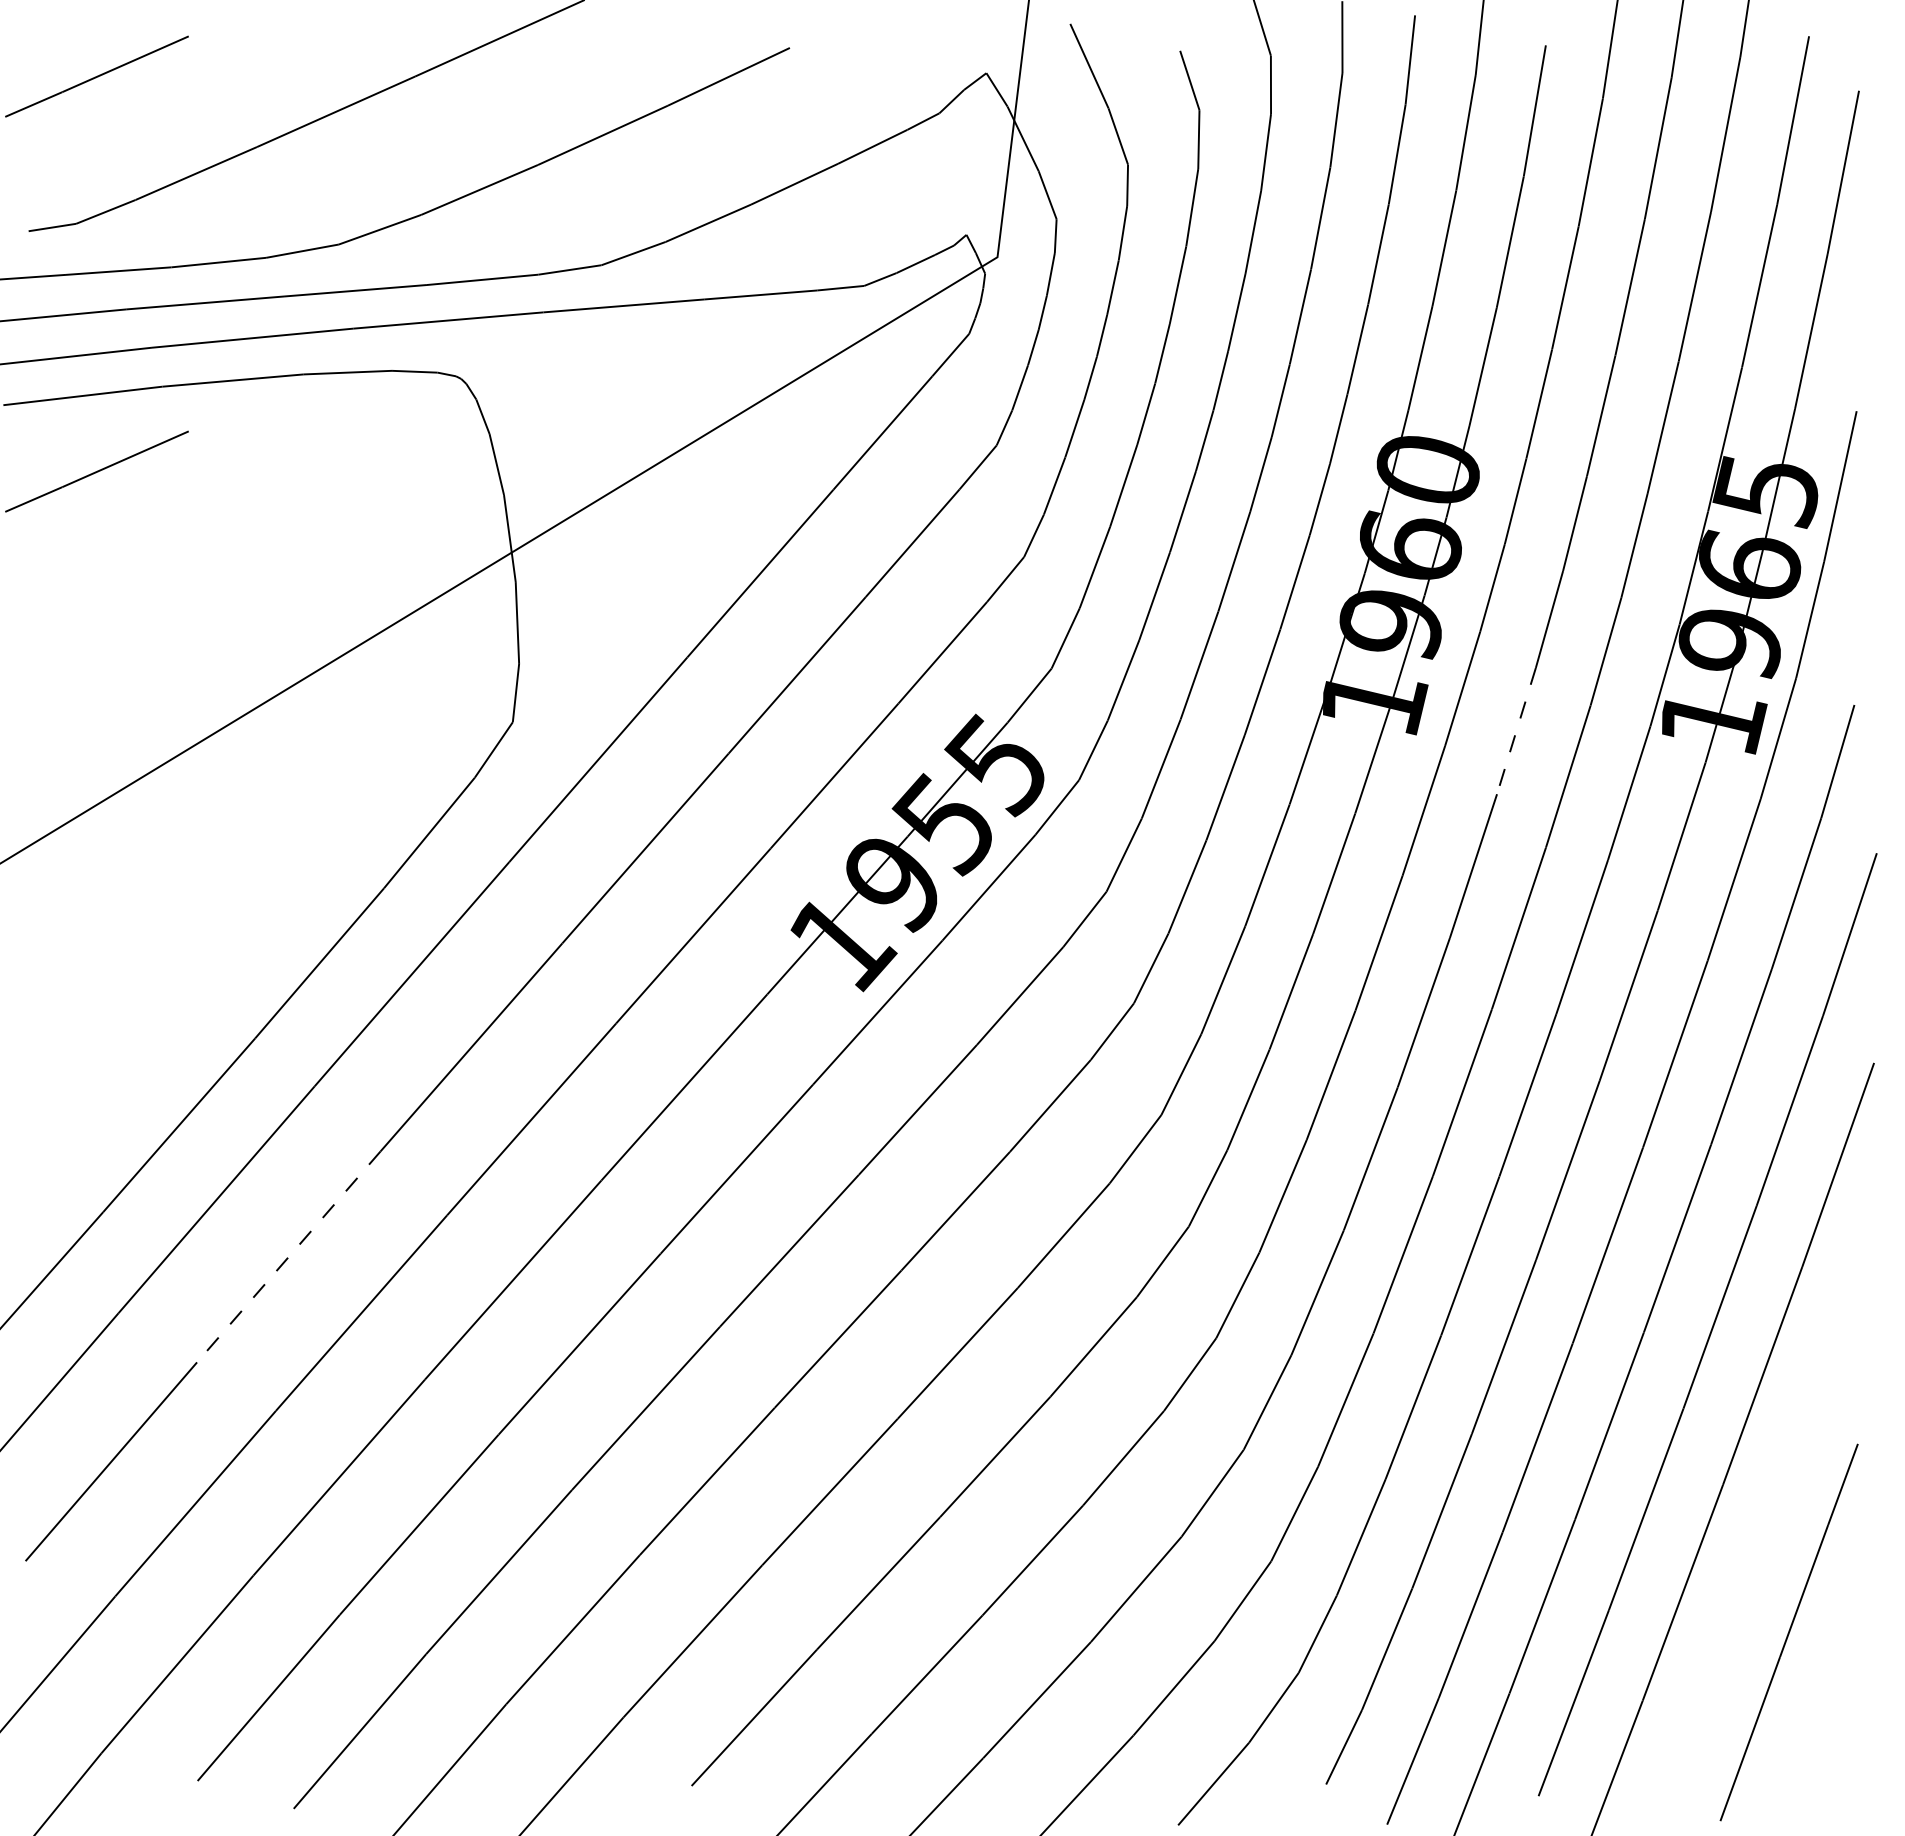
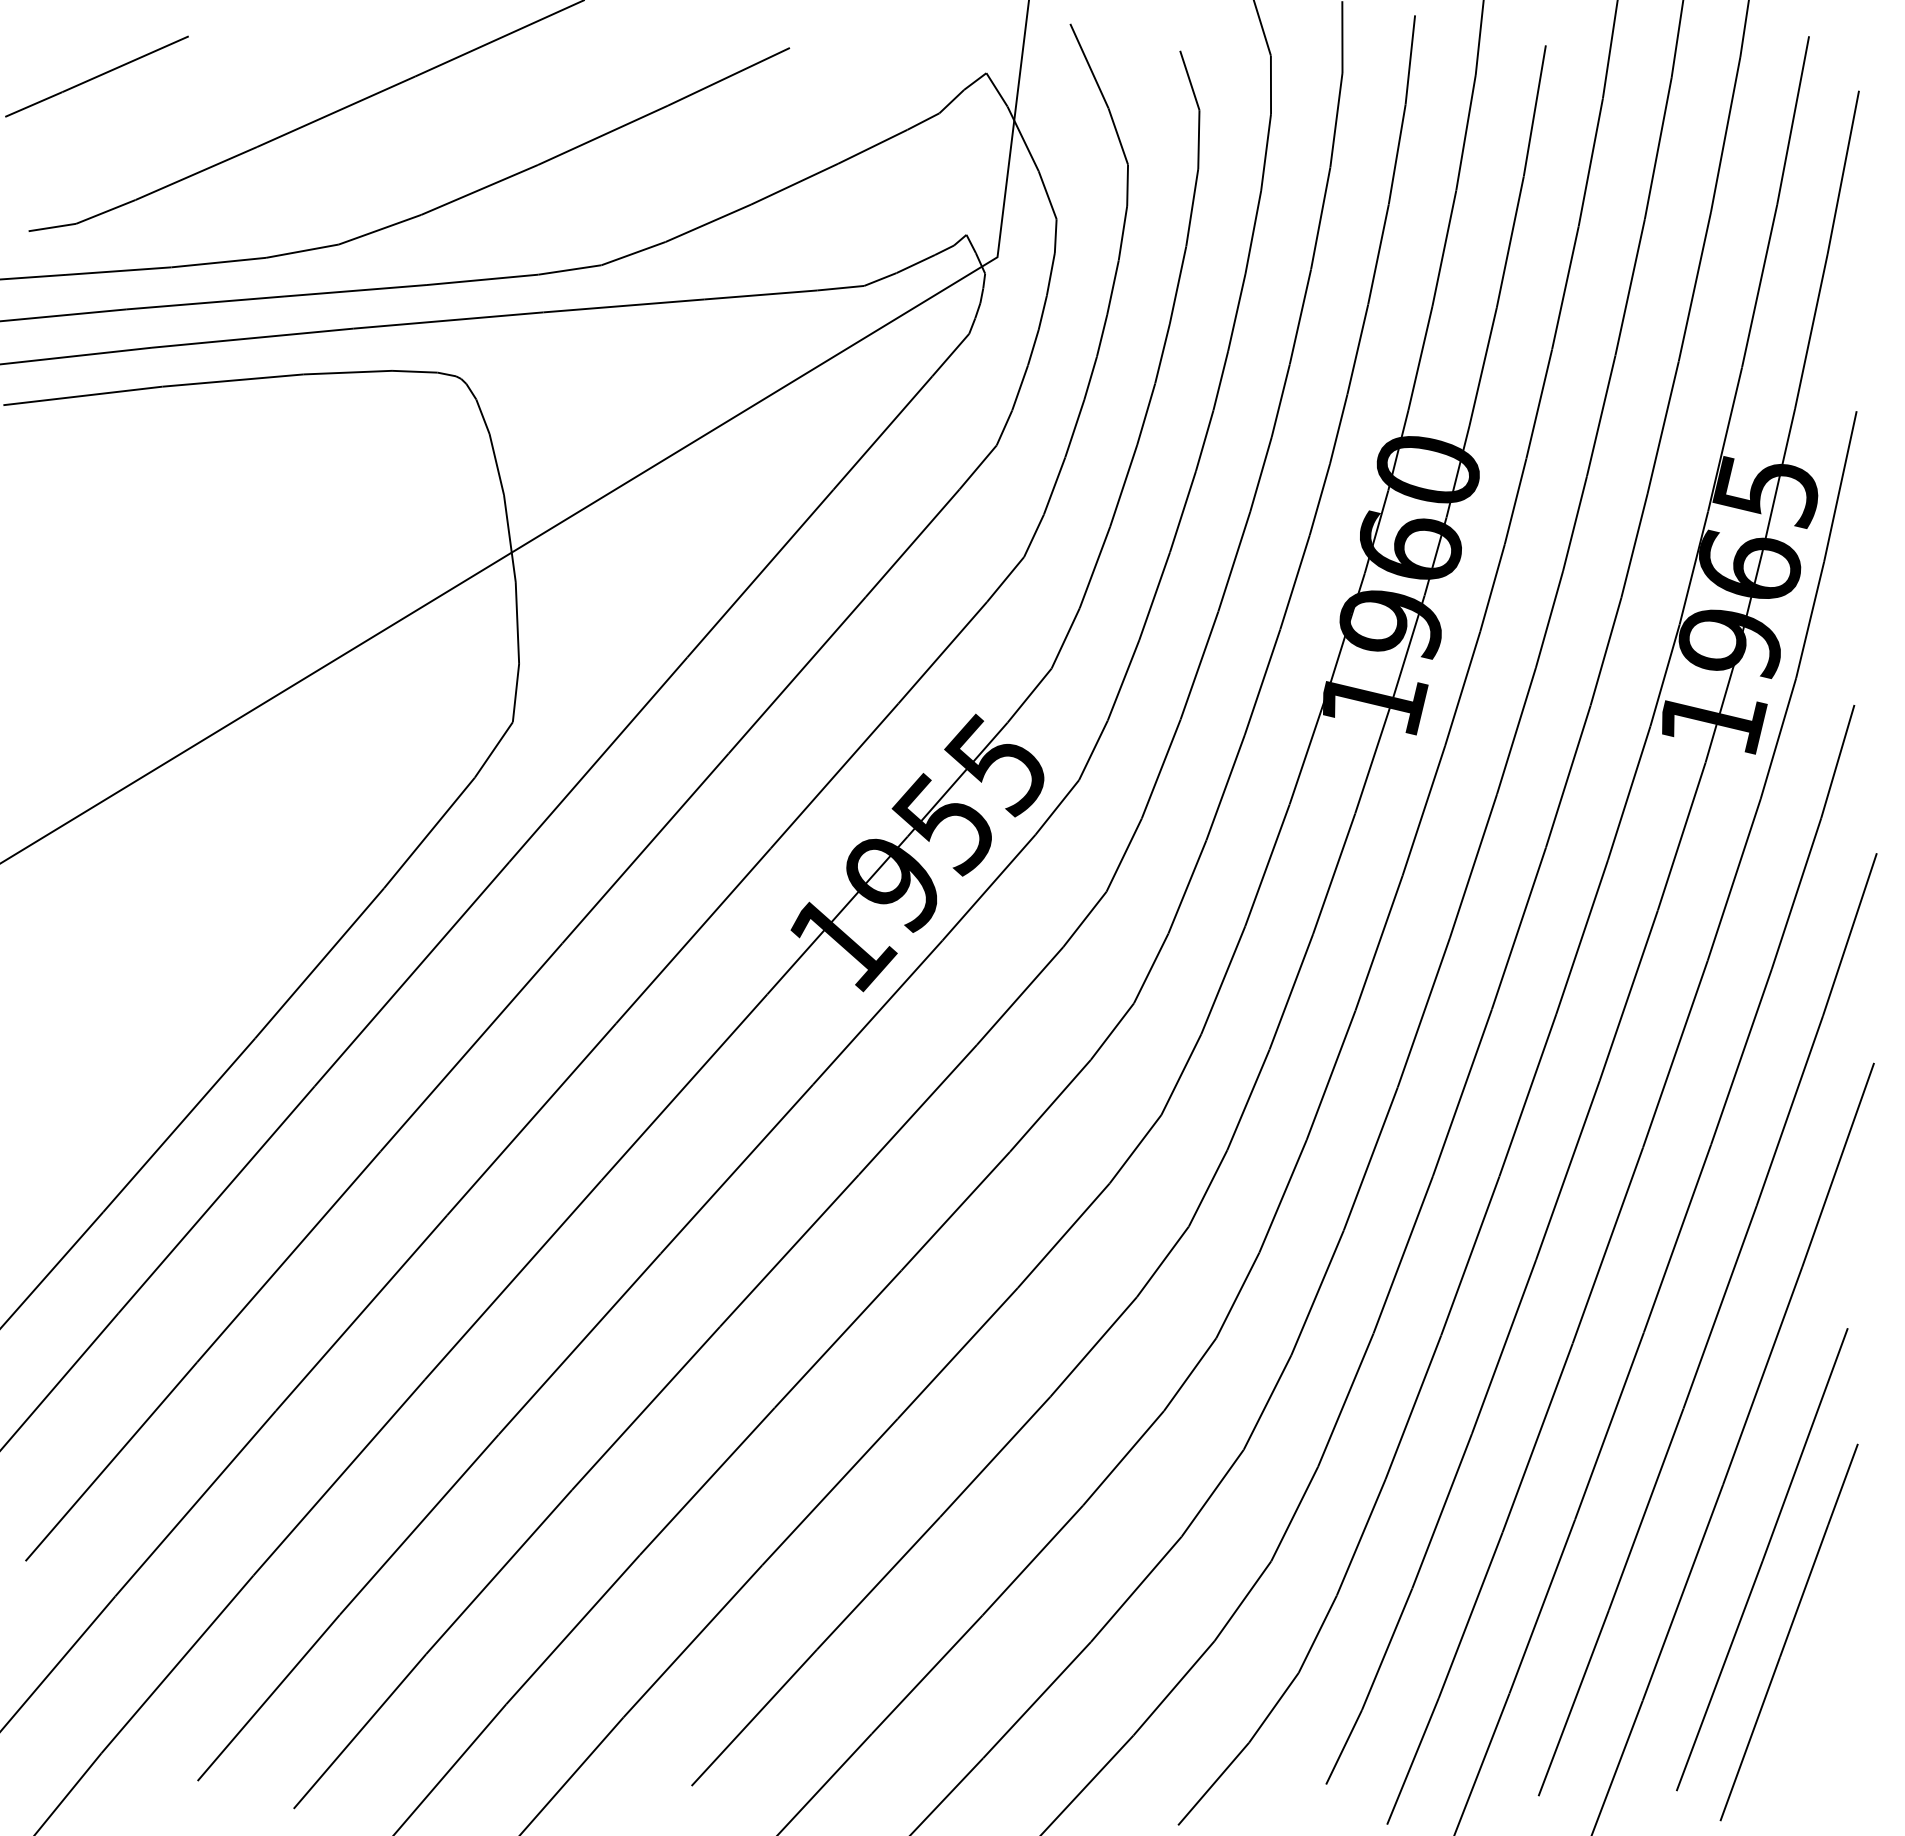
line: present -> none (96, 471)
line: dashed -> solid (1516, 731)
line: dashed -> solid (288, 1256)
part: none -> present (1762, 1559)
